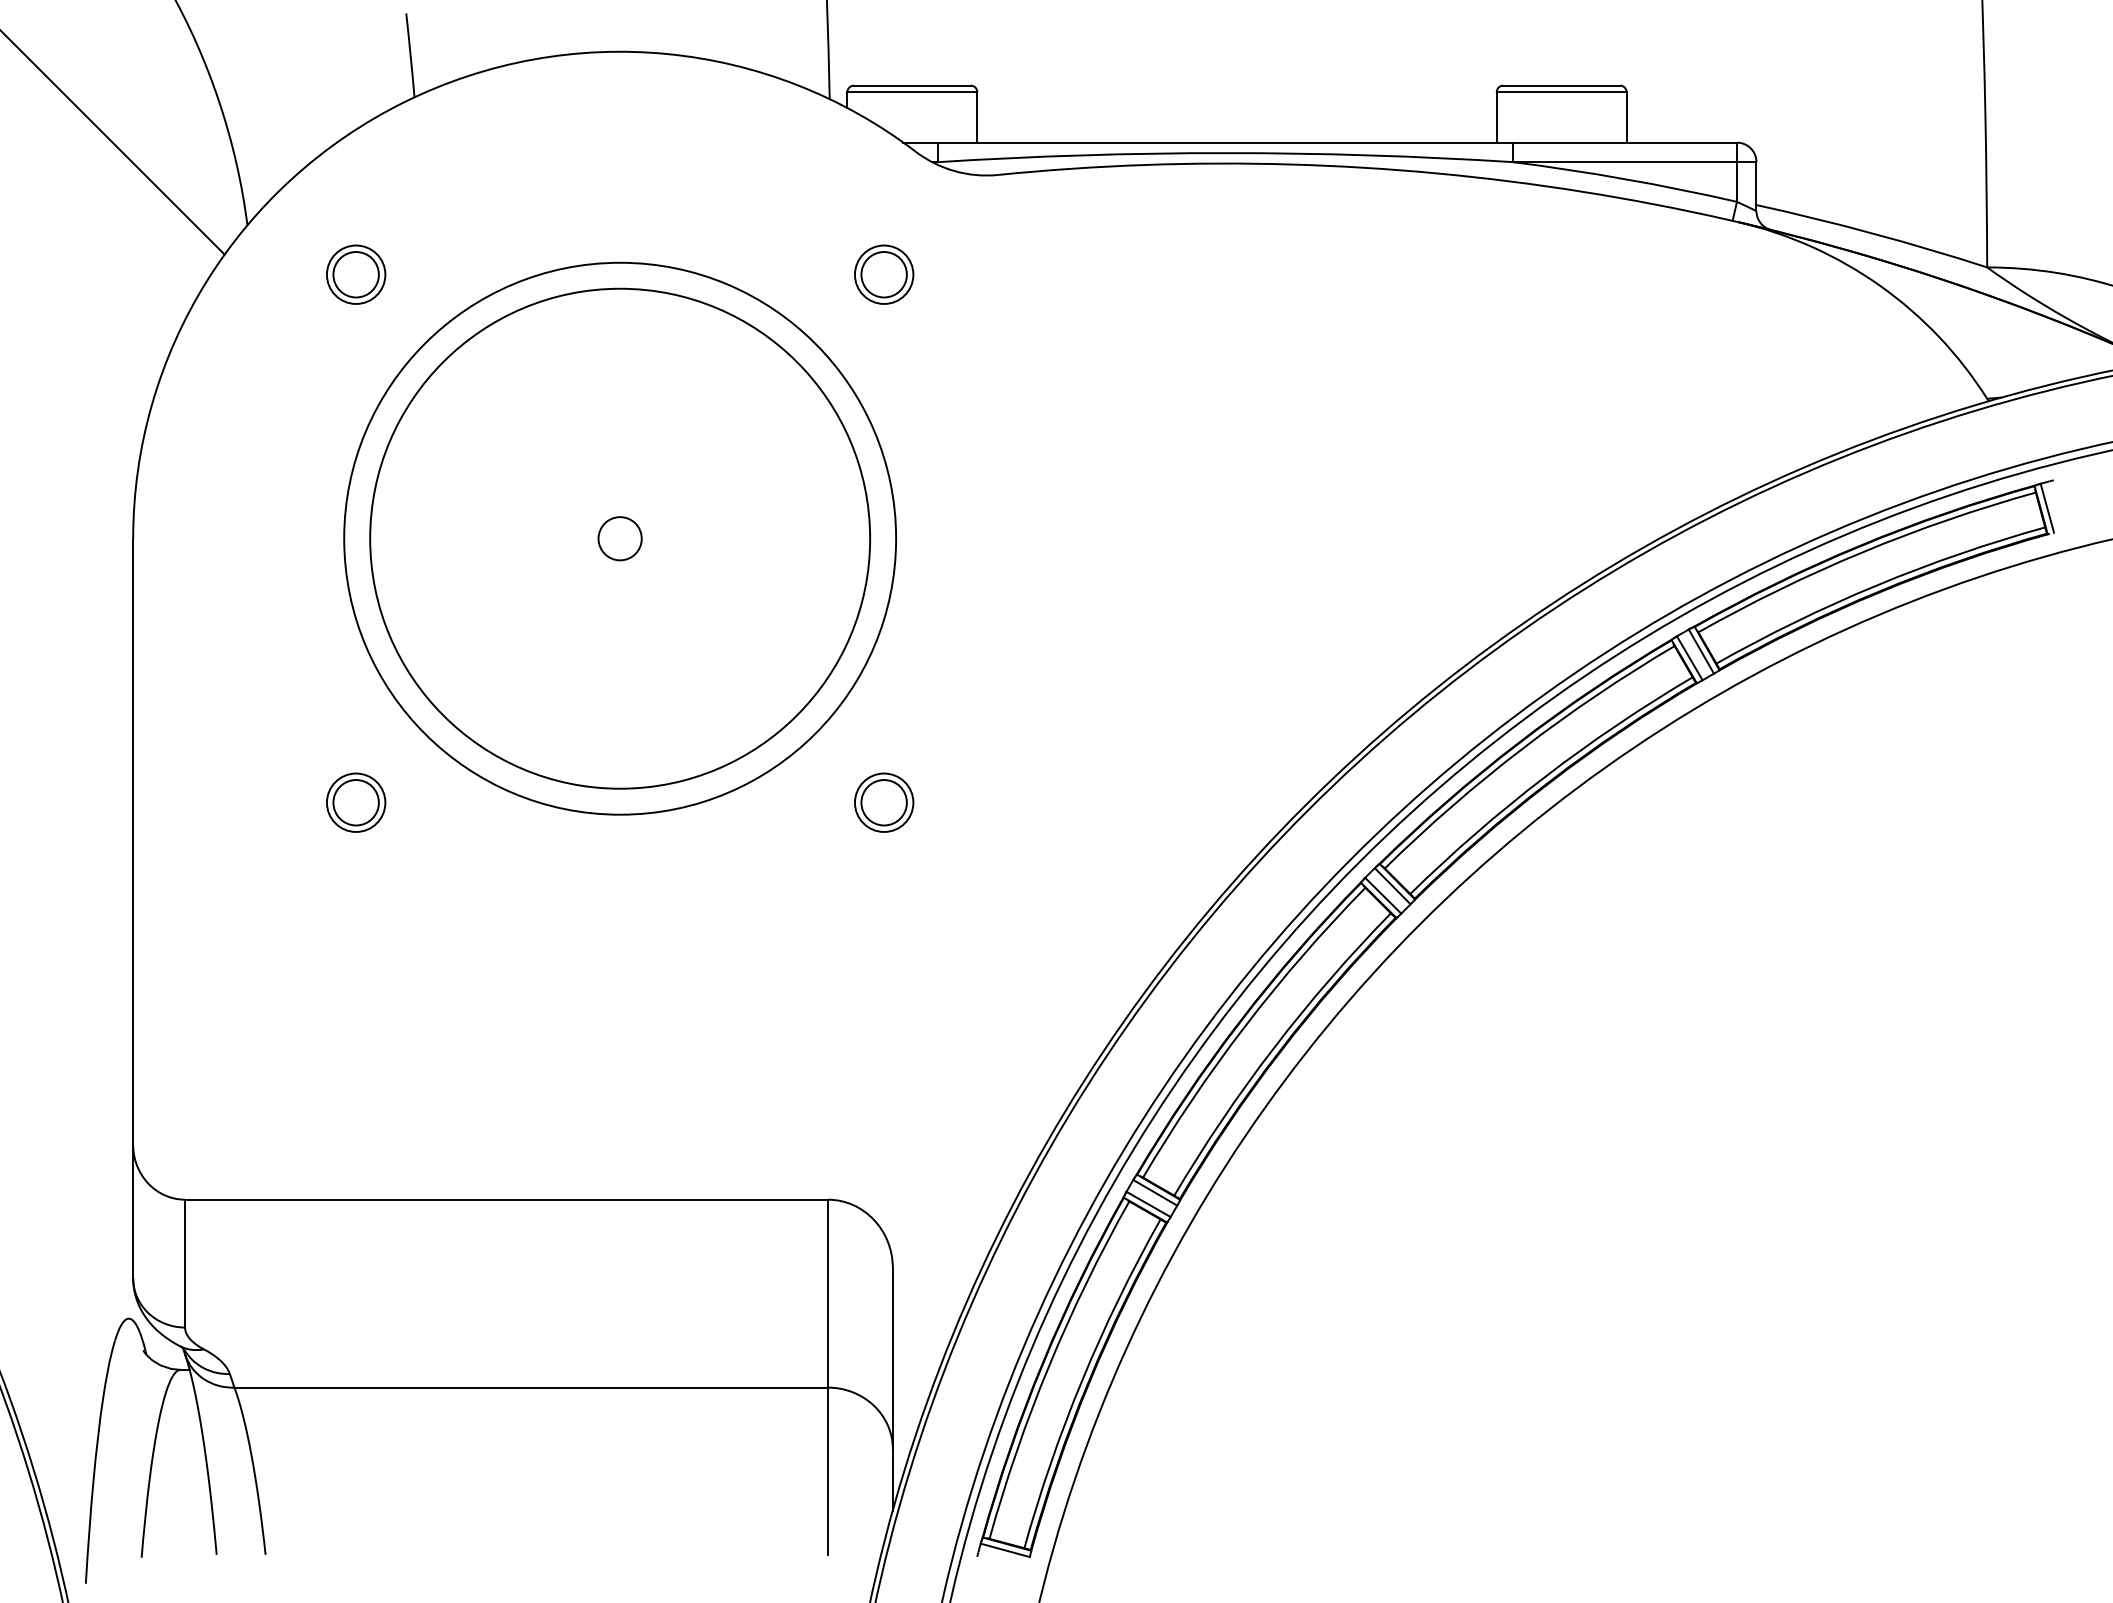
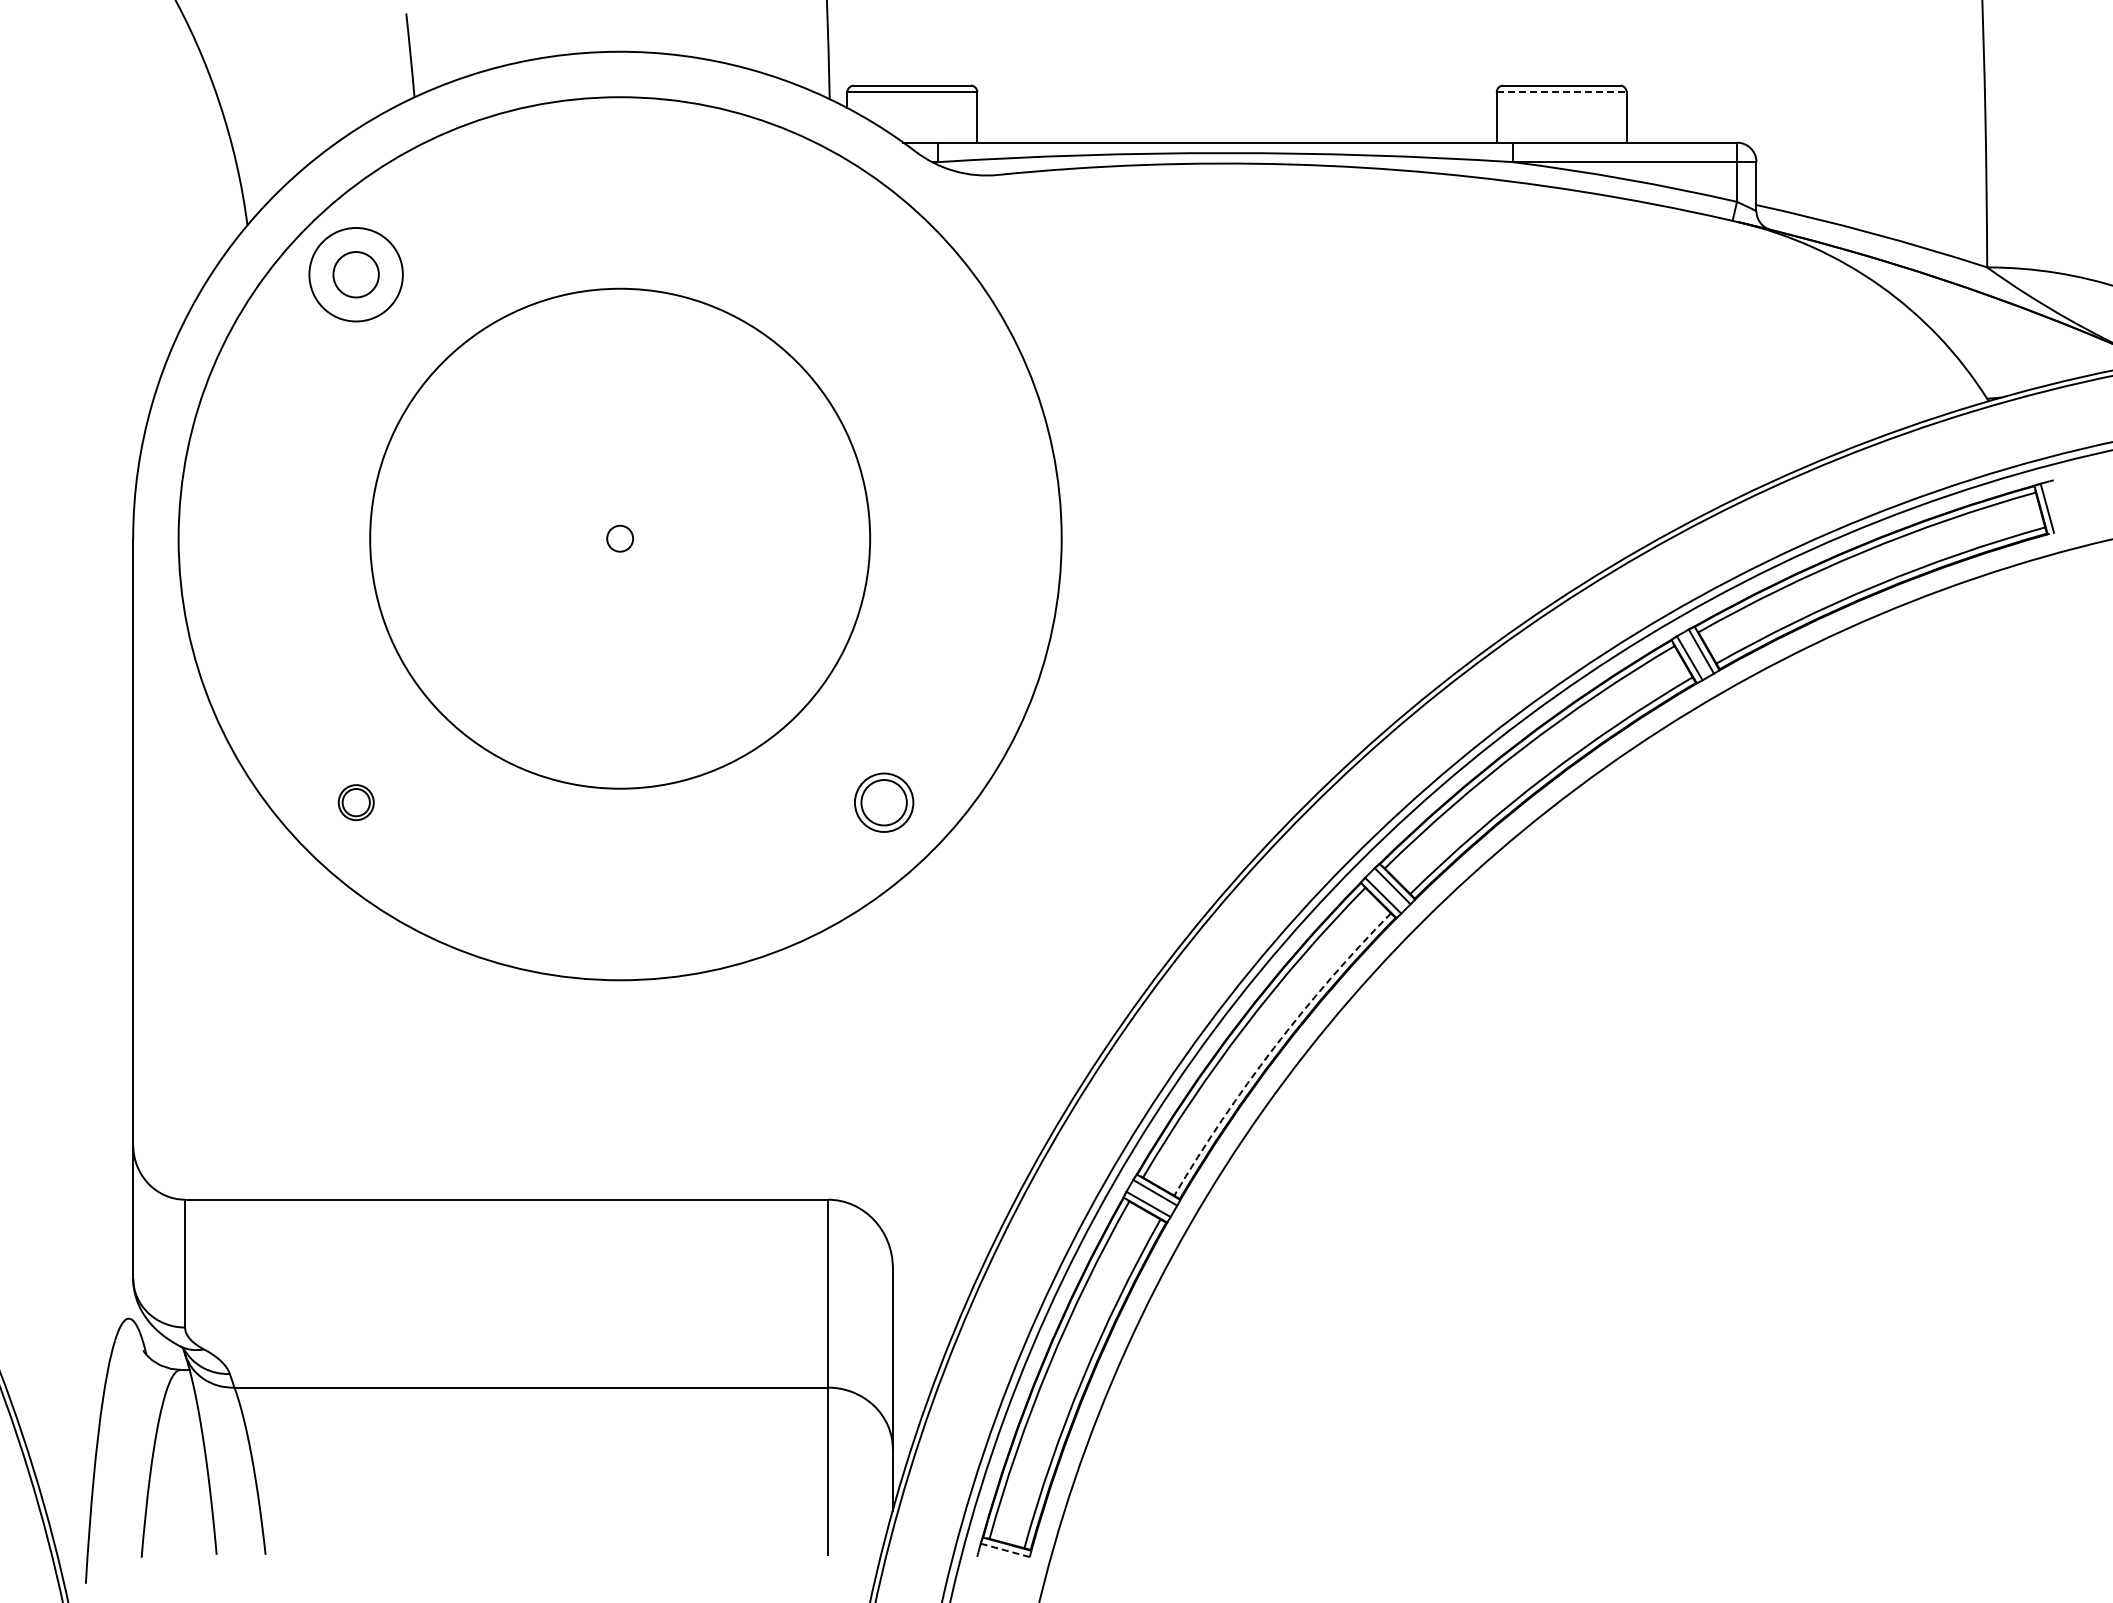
line: solid -> dashed (1561, 92)
line: present -> none (113, 143)
circle diameter: 58 px -> 94 px (355, 274)
part: present -> none (884, 274)
circle diameter: 43 px -> 26 px (620, 538)
circle diameter: 552 px -> 883 px (619, 538)
part size: 61x61 px -> 38x38 px (355, 802)
arc: solid -> dashed (1274, 1047)
line: solid -> dashed (1004, 1550)
